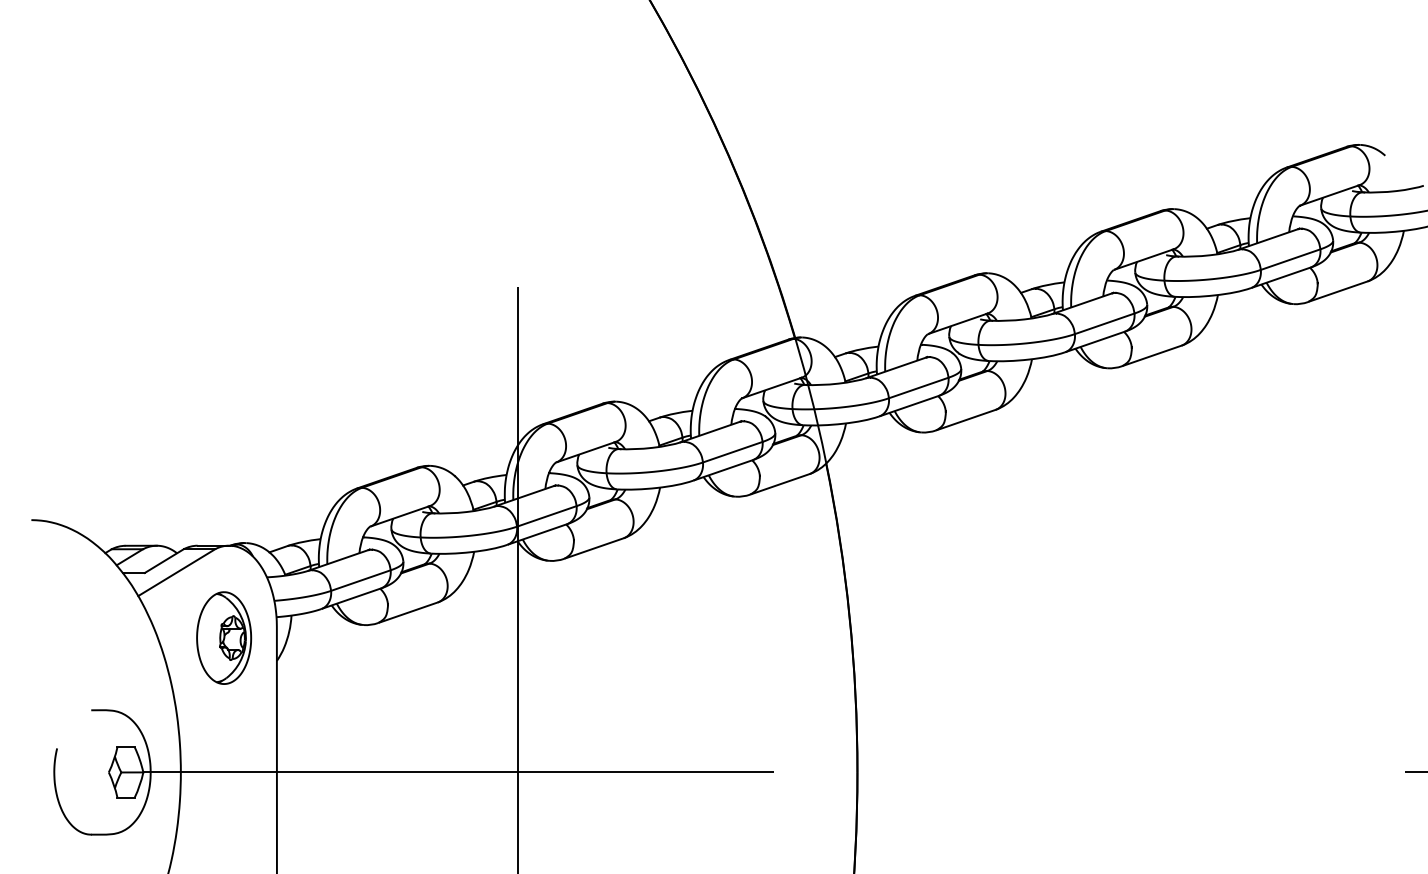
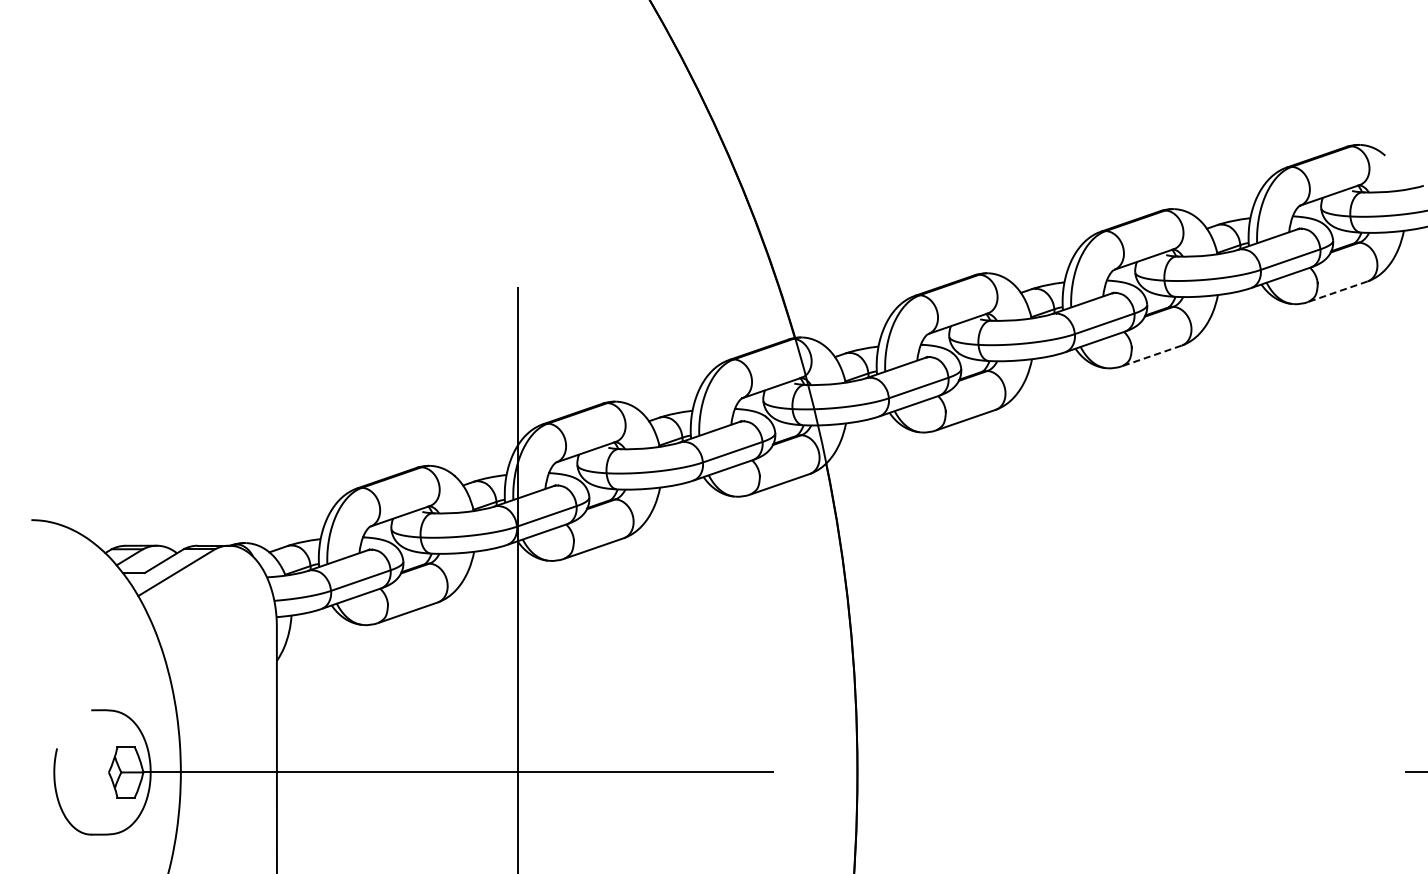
line: solid -> dashed (1338, 291)
line: solid -> dashed (1151, 355)
part: present -> none (224, 637)
